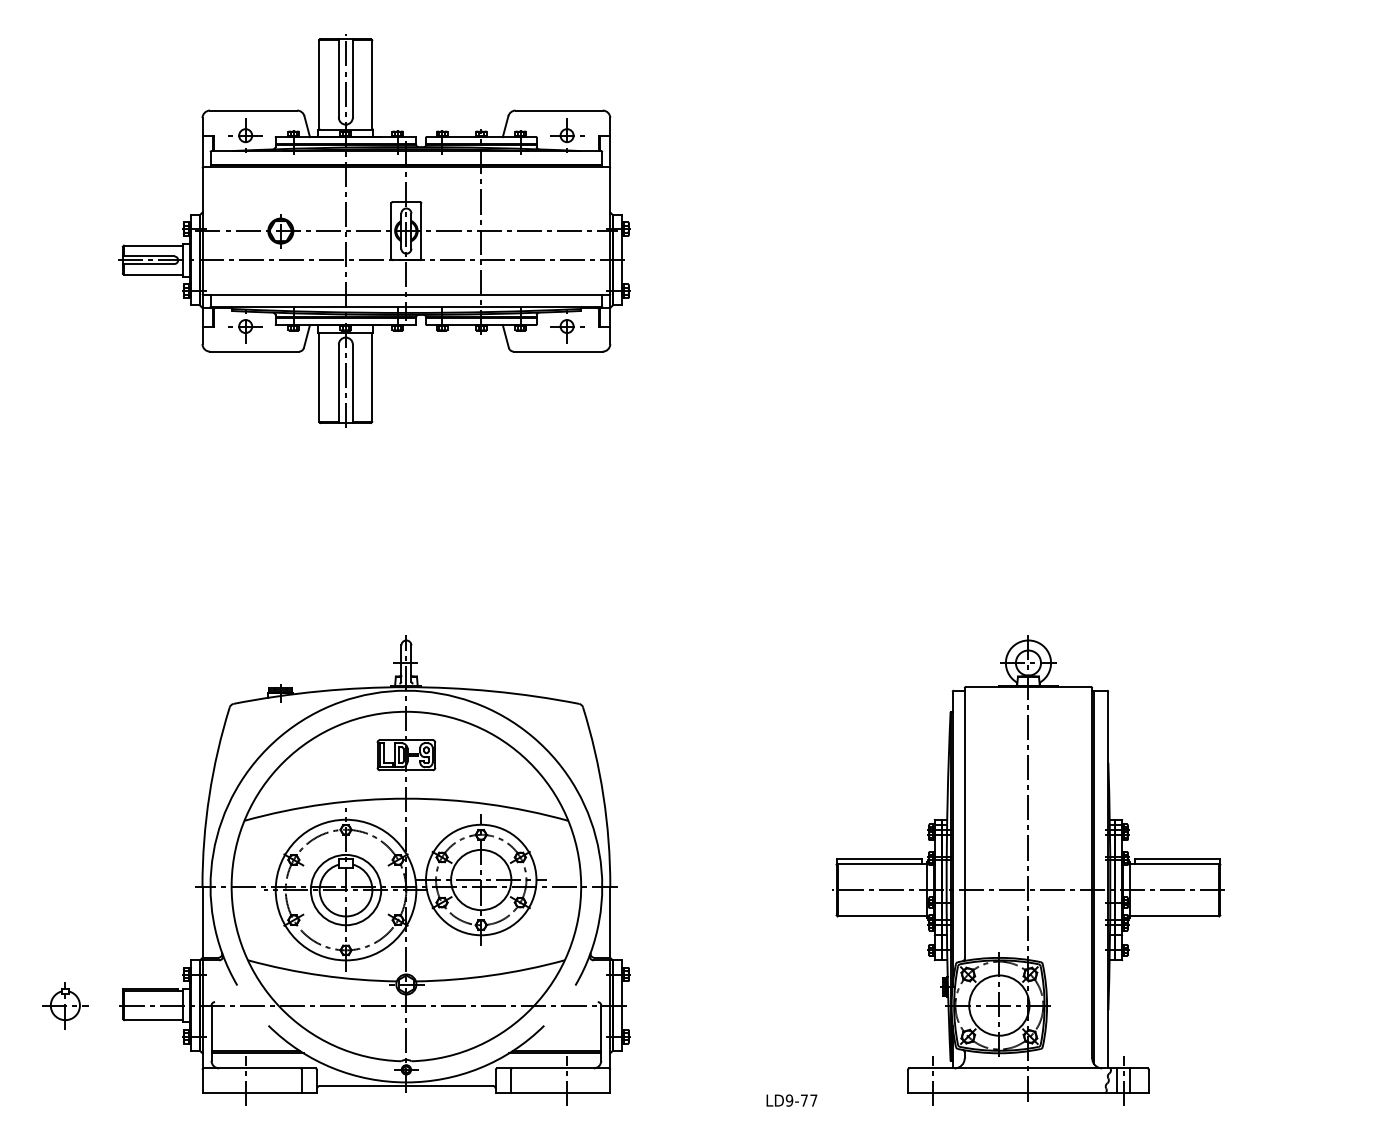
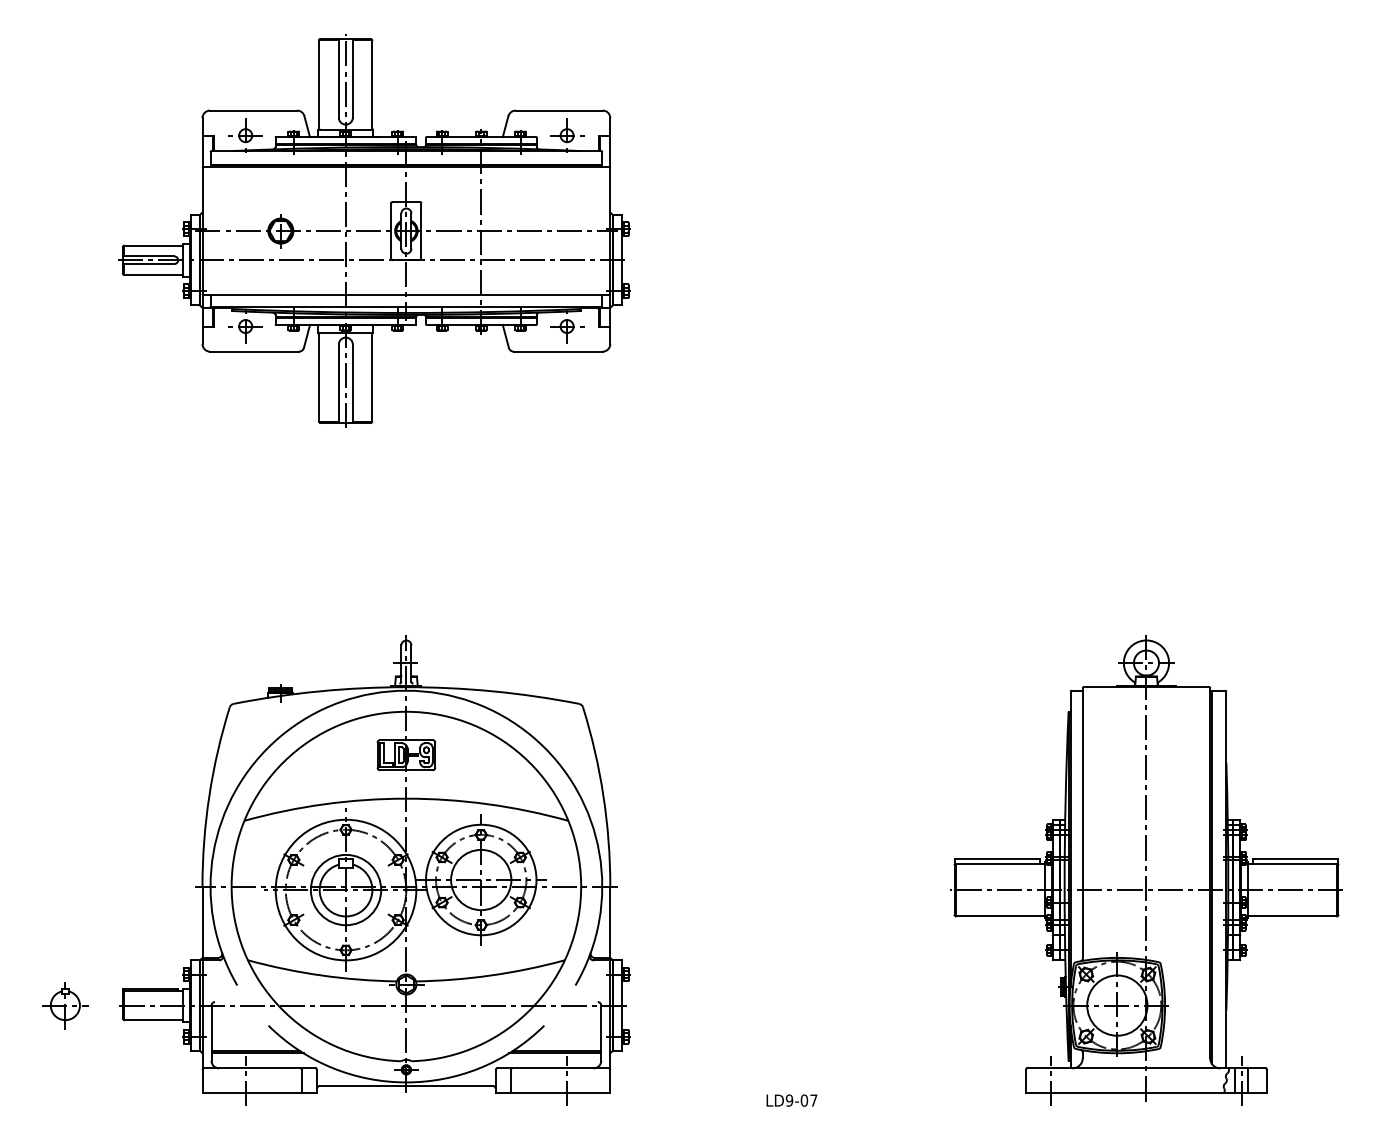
part position: (1028, 870) -> (1146, 870) (1146, 870)
text: LD9-77 -> LD9-07 (804, 1100)
